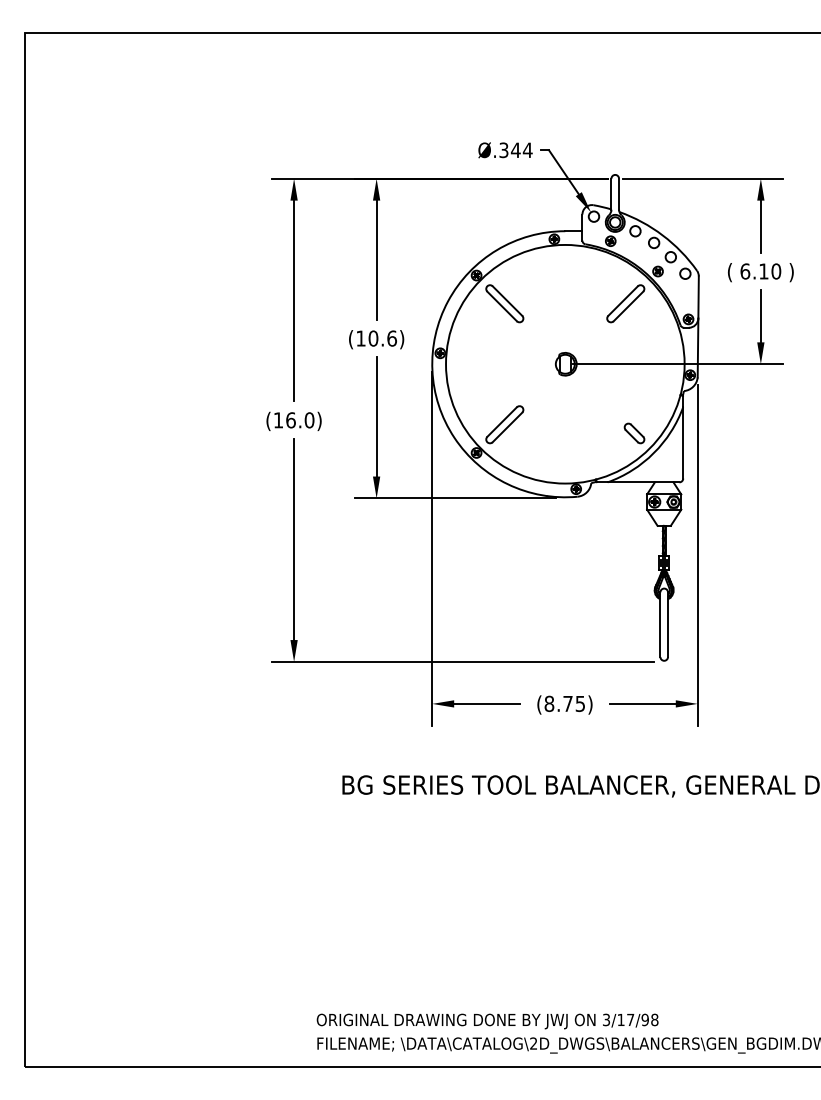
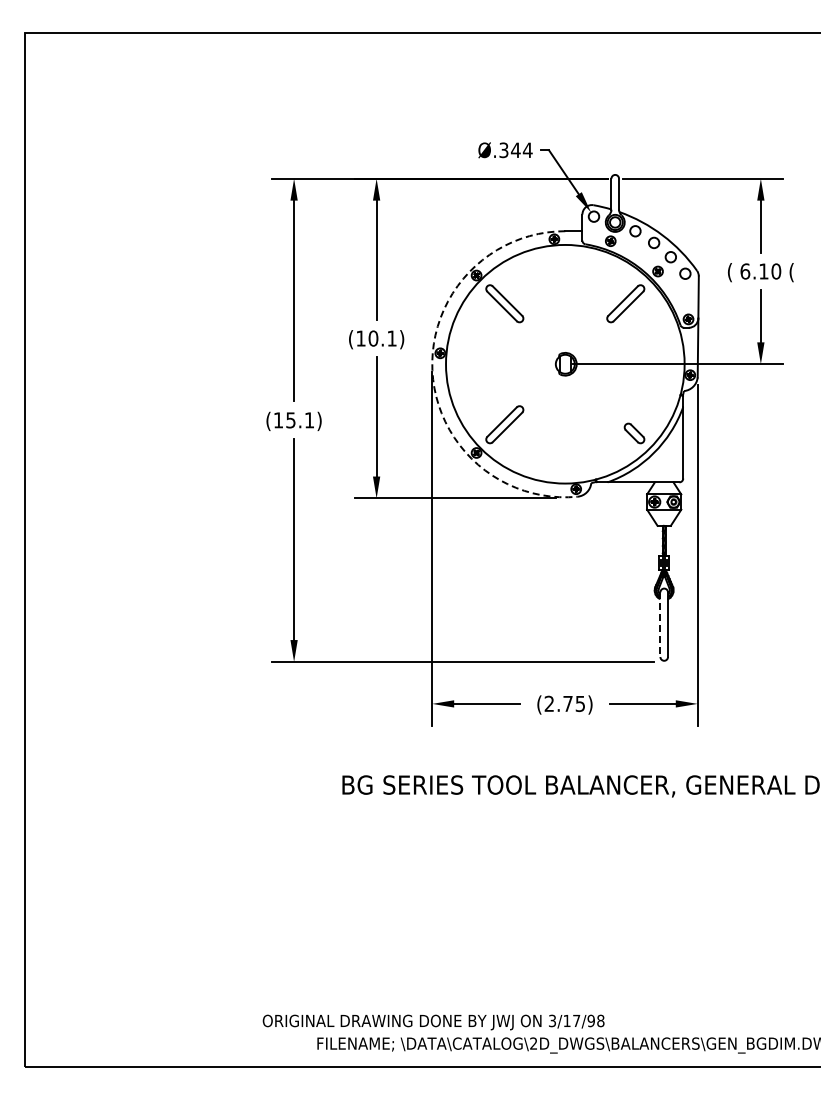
text: ) -> ( (791, 272)
text: (10.6) -> (10.1) (392, 338)
arc: solid -> dashed (432, 370)
text: (16.0) -> (15.1) (300, 420)
line: solid -> dashed (660, 625)
text: (8.75) -> (2.75) (549, 703)
text position: (487, 1021) -> (433, 1022) (433, 1022)
